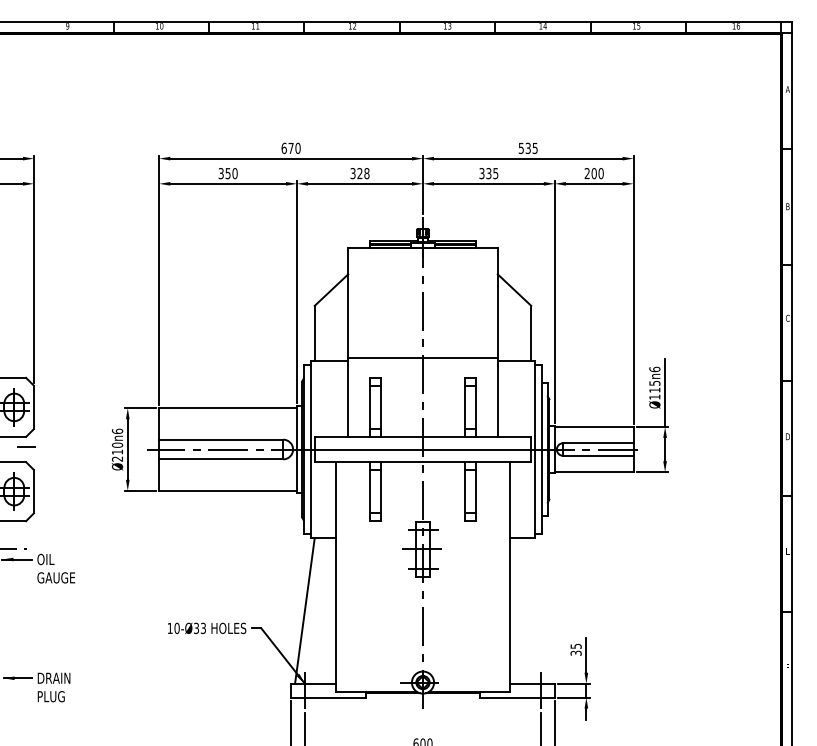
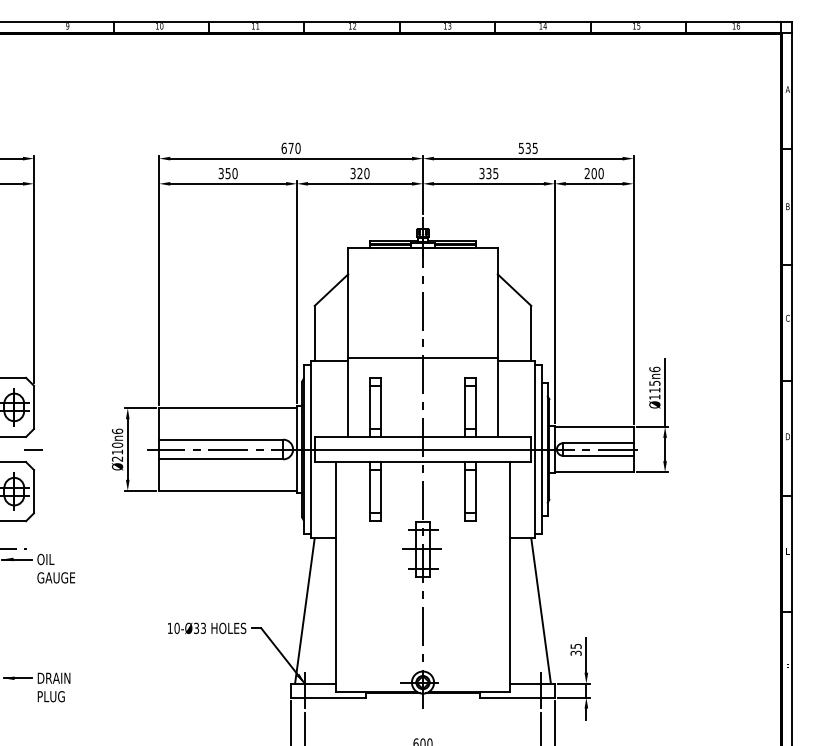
text: 328 -> 320 (366, 173)
line position: (26, 446) -> (33, 449) (33, 449)
line: none -> present (540, 610)
